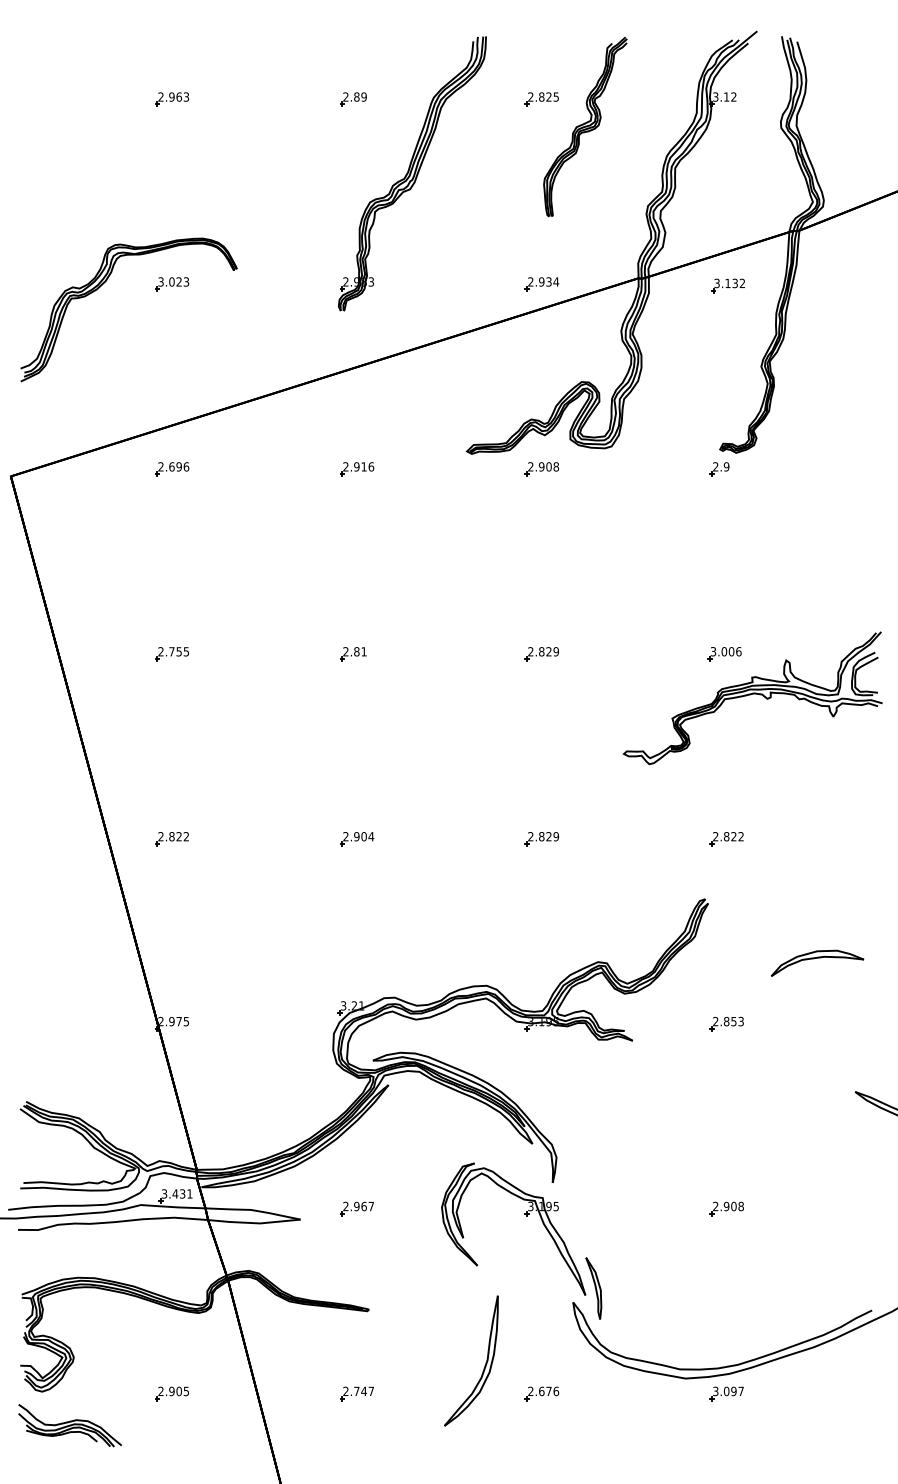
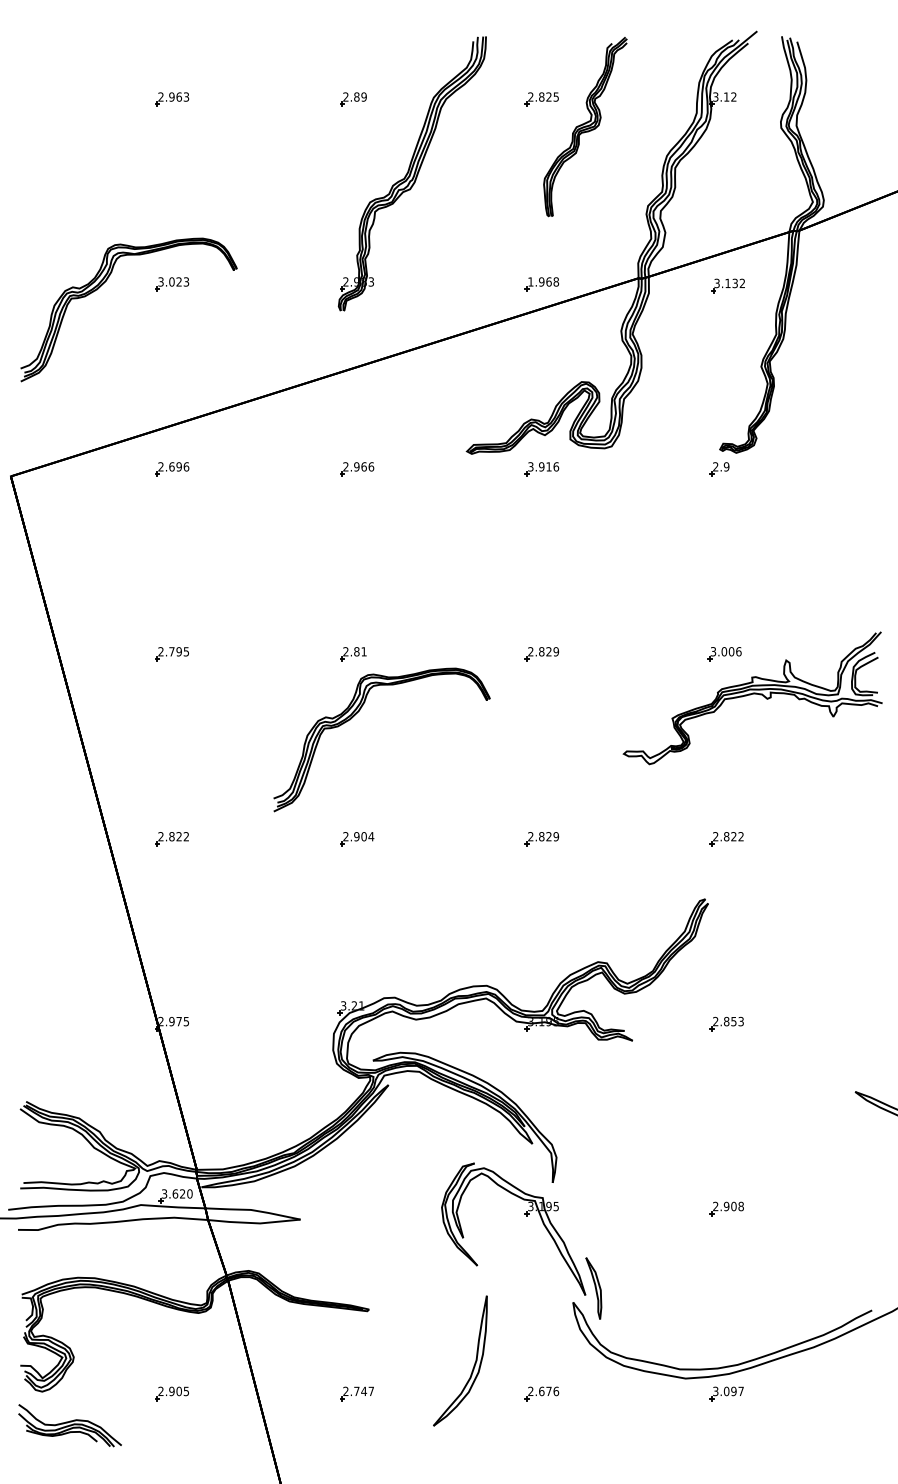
text: 2.934 -> 1.968 (543, 281)
text: 2.916 -> 2.966 (363, 466)
text: 2.908 -> 3.916 (543, 466)
text: 2.755 -> 2.795 (178, 651)
part: none -> present (356, 714)
part: present -> none (817, 962)
text: 3.431 -> 3.620 (182, 1193)
part: present -> none (356, 1208)
part position: (484, 1365) -> (473, 1365) (473, 1365)
